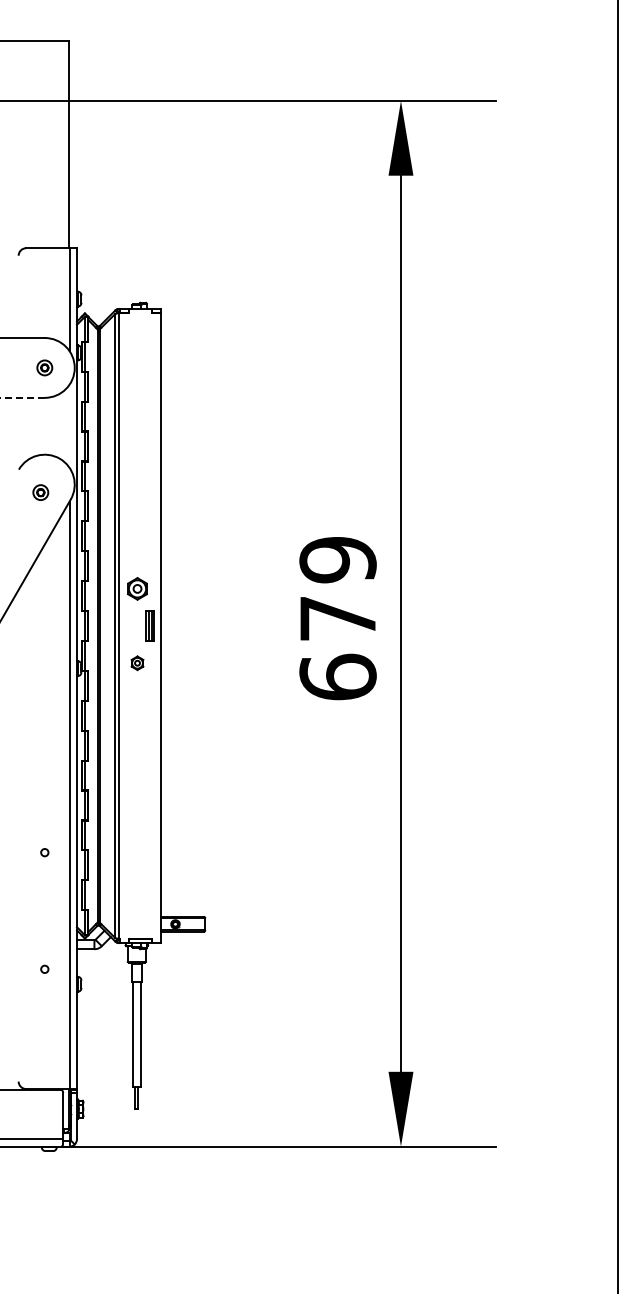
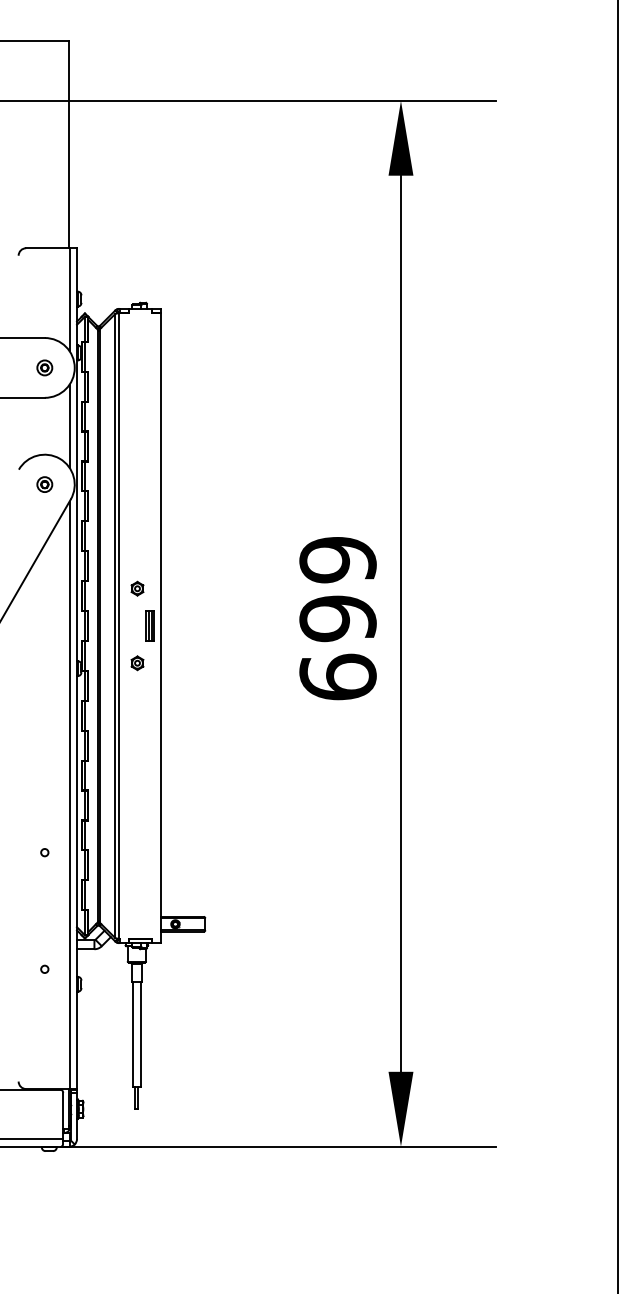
line: dashed -> solid (22, 397)
line: none -> present (69, 425)
part position: (40, 492) -> (44, 484) (44, 484)
part size: 21x24 px -> 15x17 px (137, 588)
text: 679 -> 699 (337, 618)
